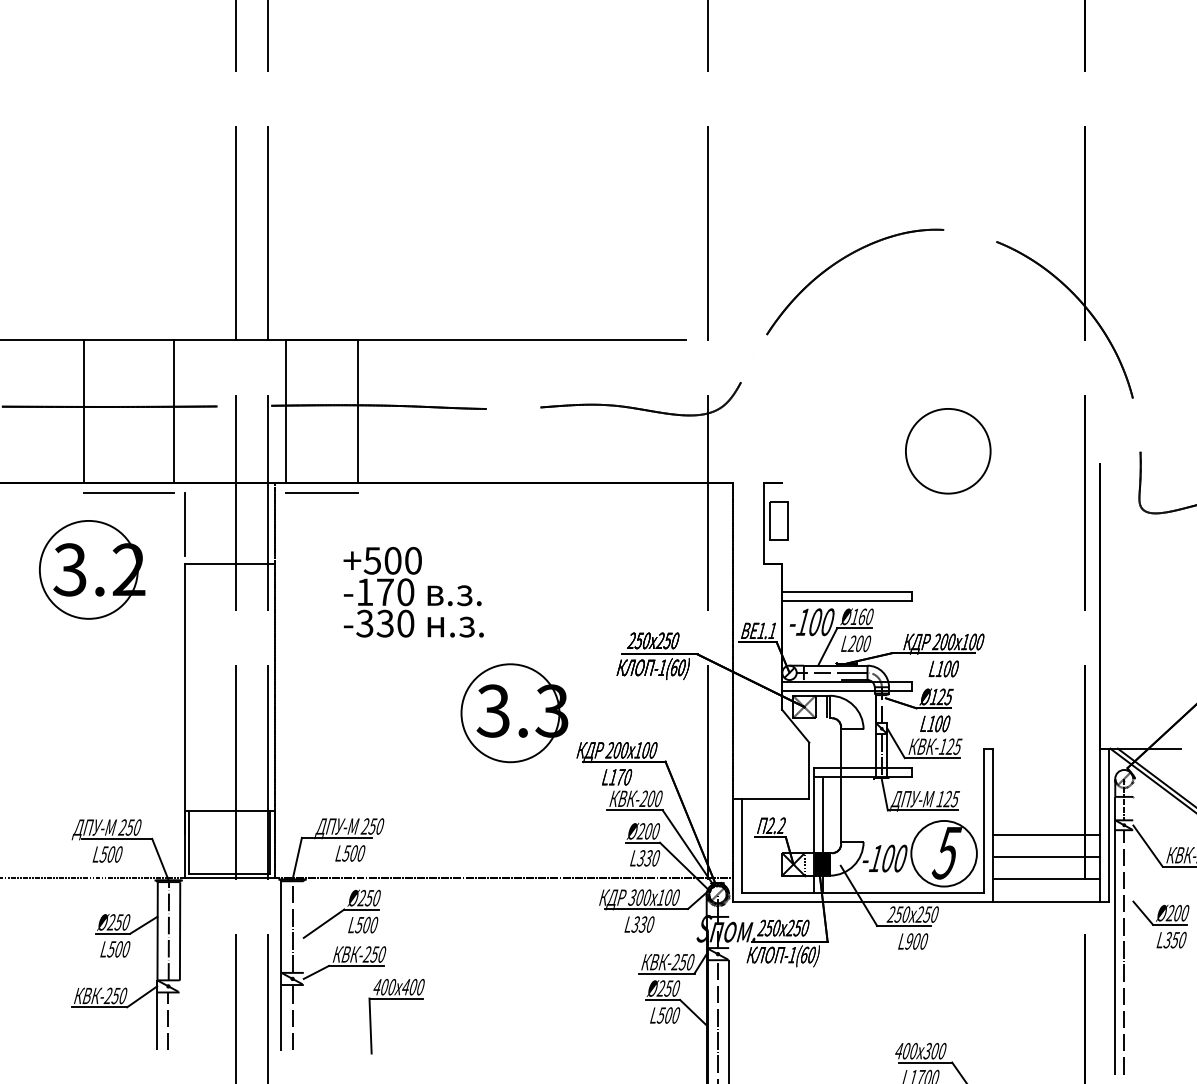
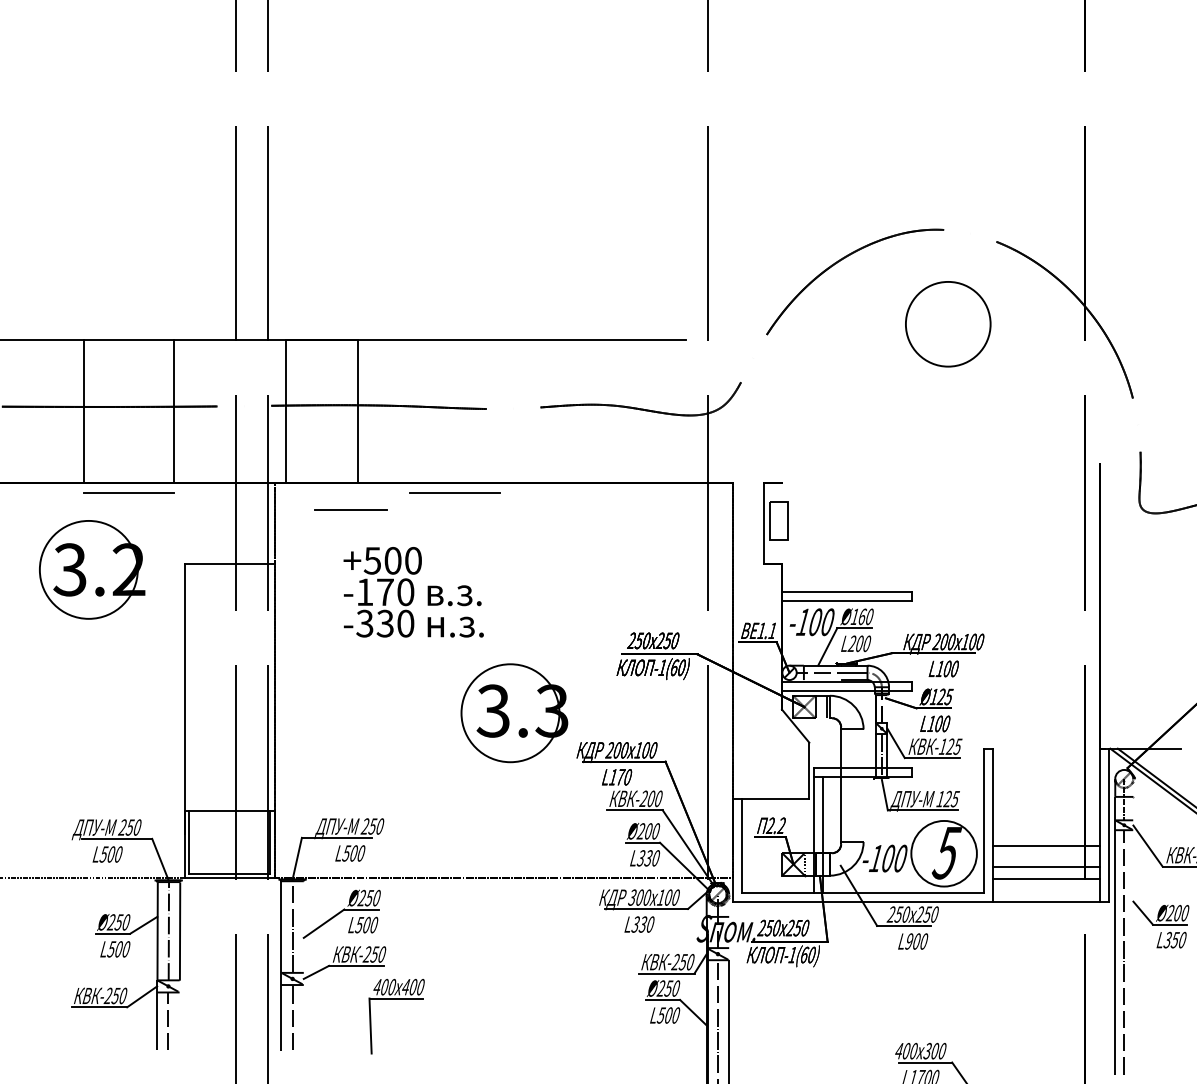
circle position: (948, 451) -> (948, 324) (948, 324)
line position: (321, 492) -> (350, 509) (350, 509)
line: none -> present (454, 492)
line: present -> none (184, 523)
line position: (1046, 834) -> (1046, 845) (1046, 845)
line position: (1046, 857) -> (1046, 867) (1046, 867)
fill: present -> none (822, 864)
